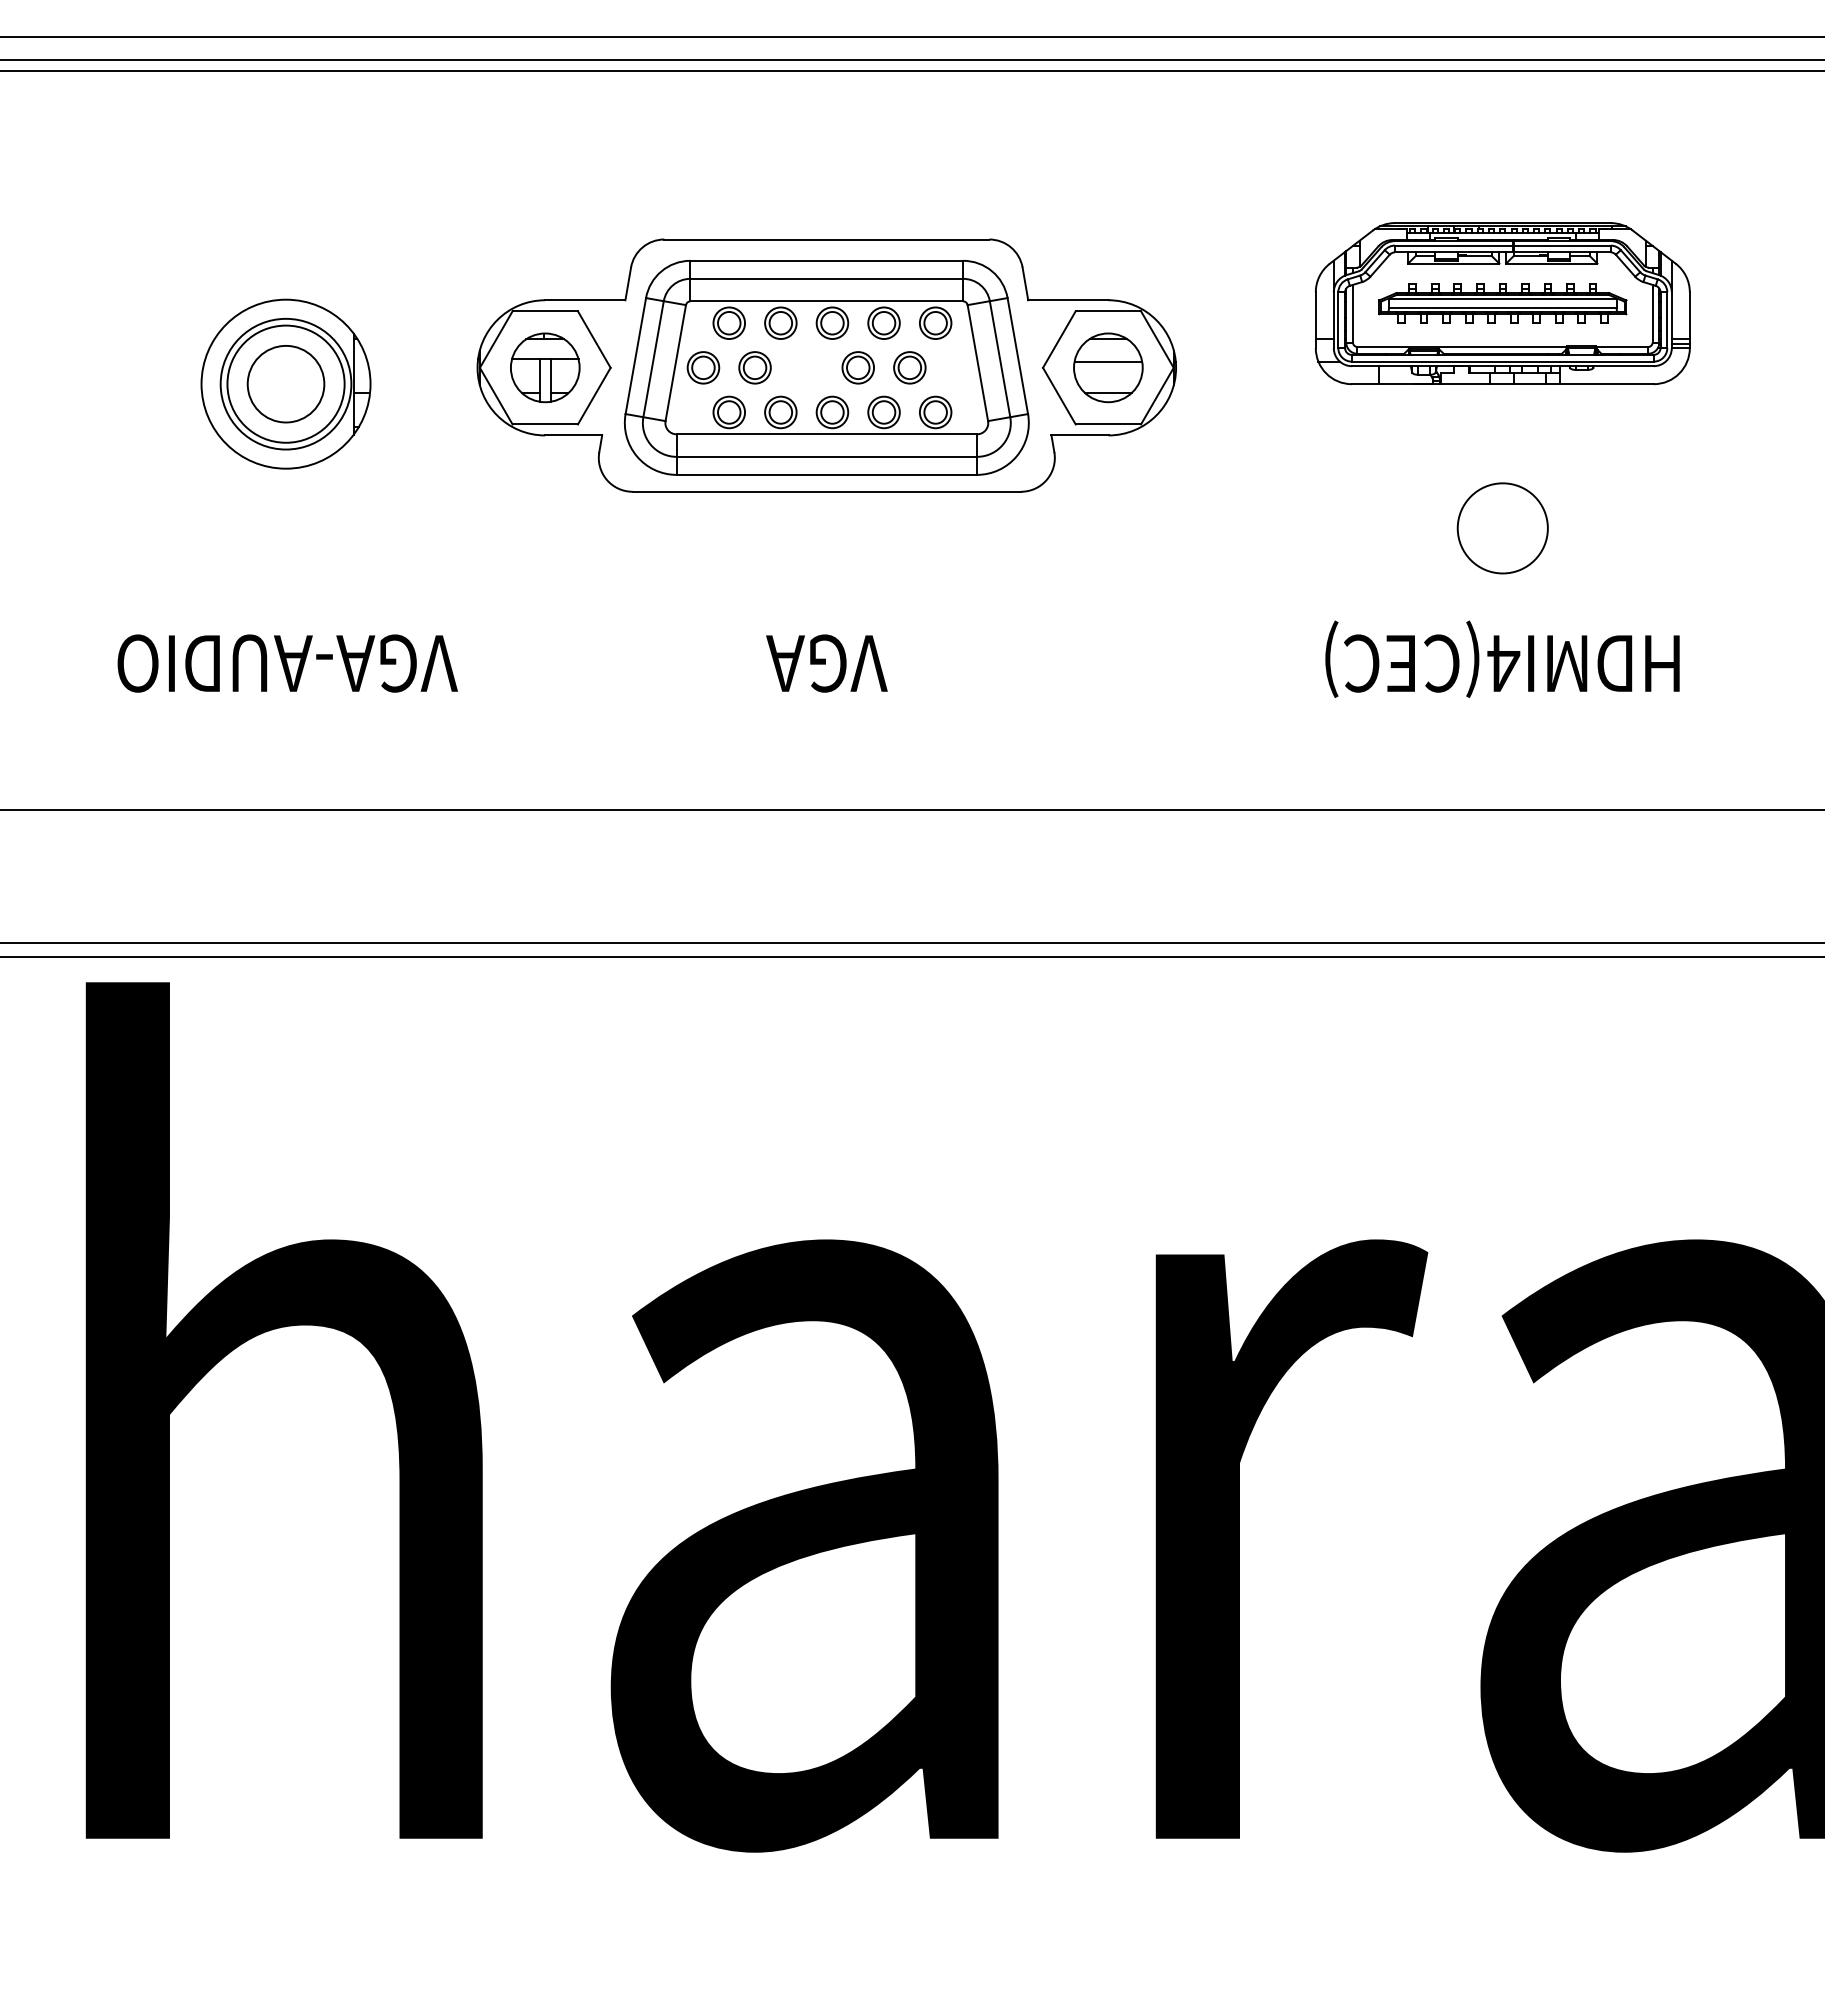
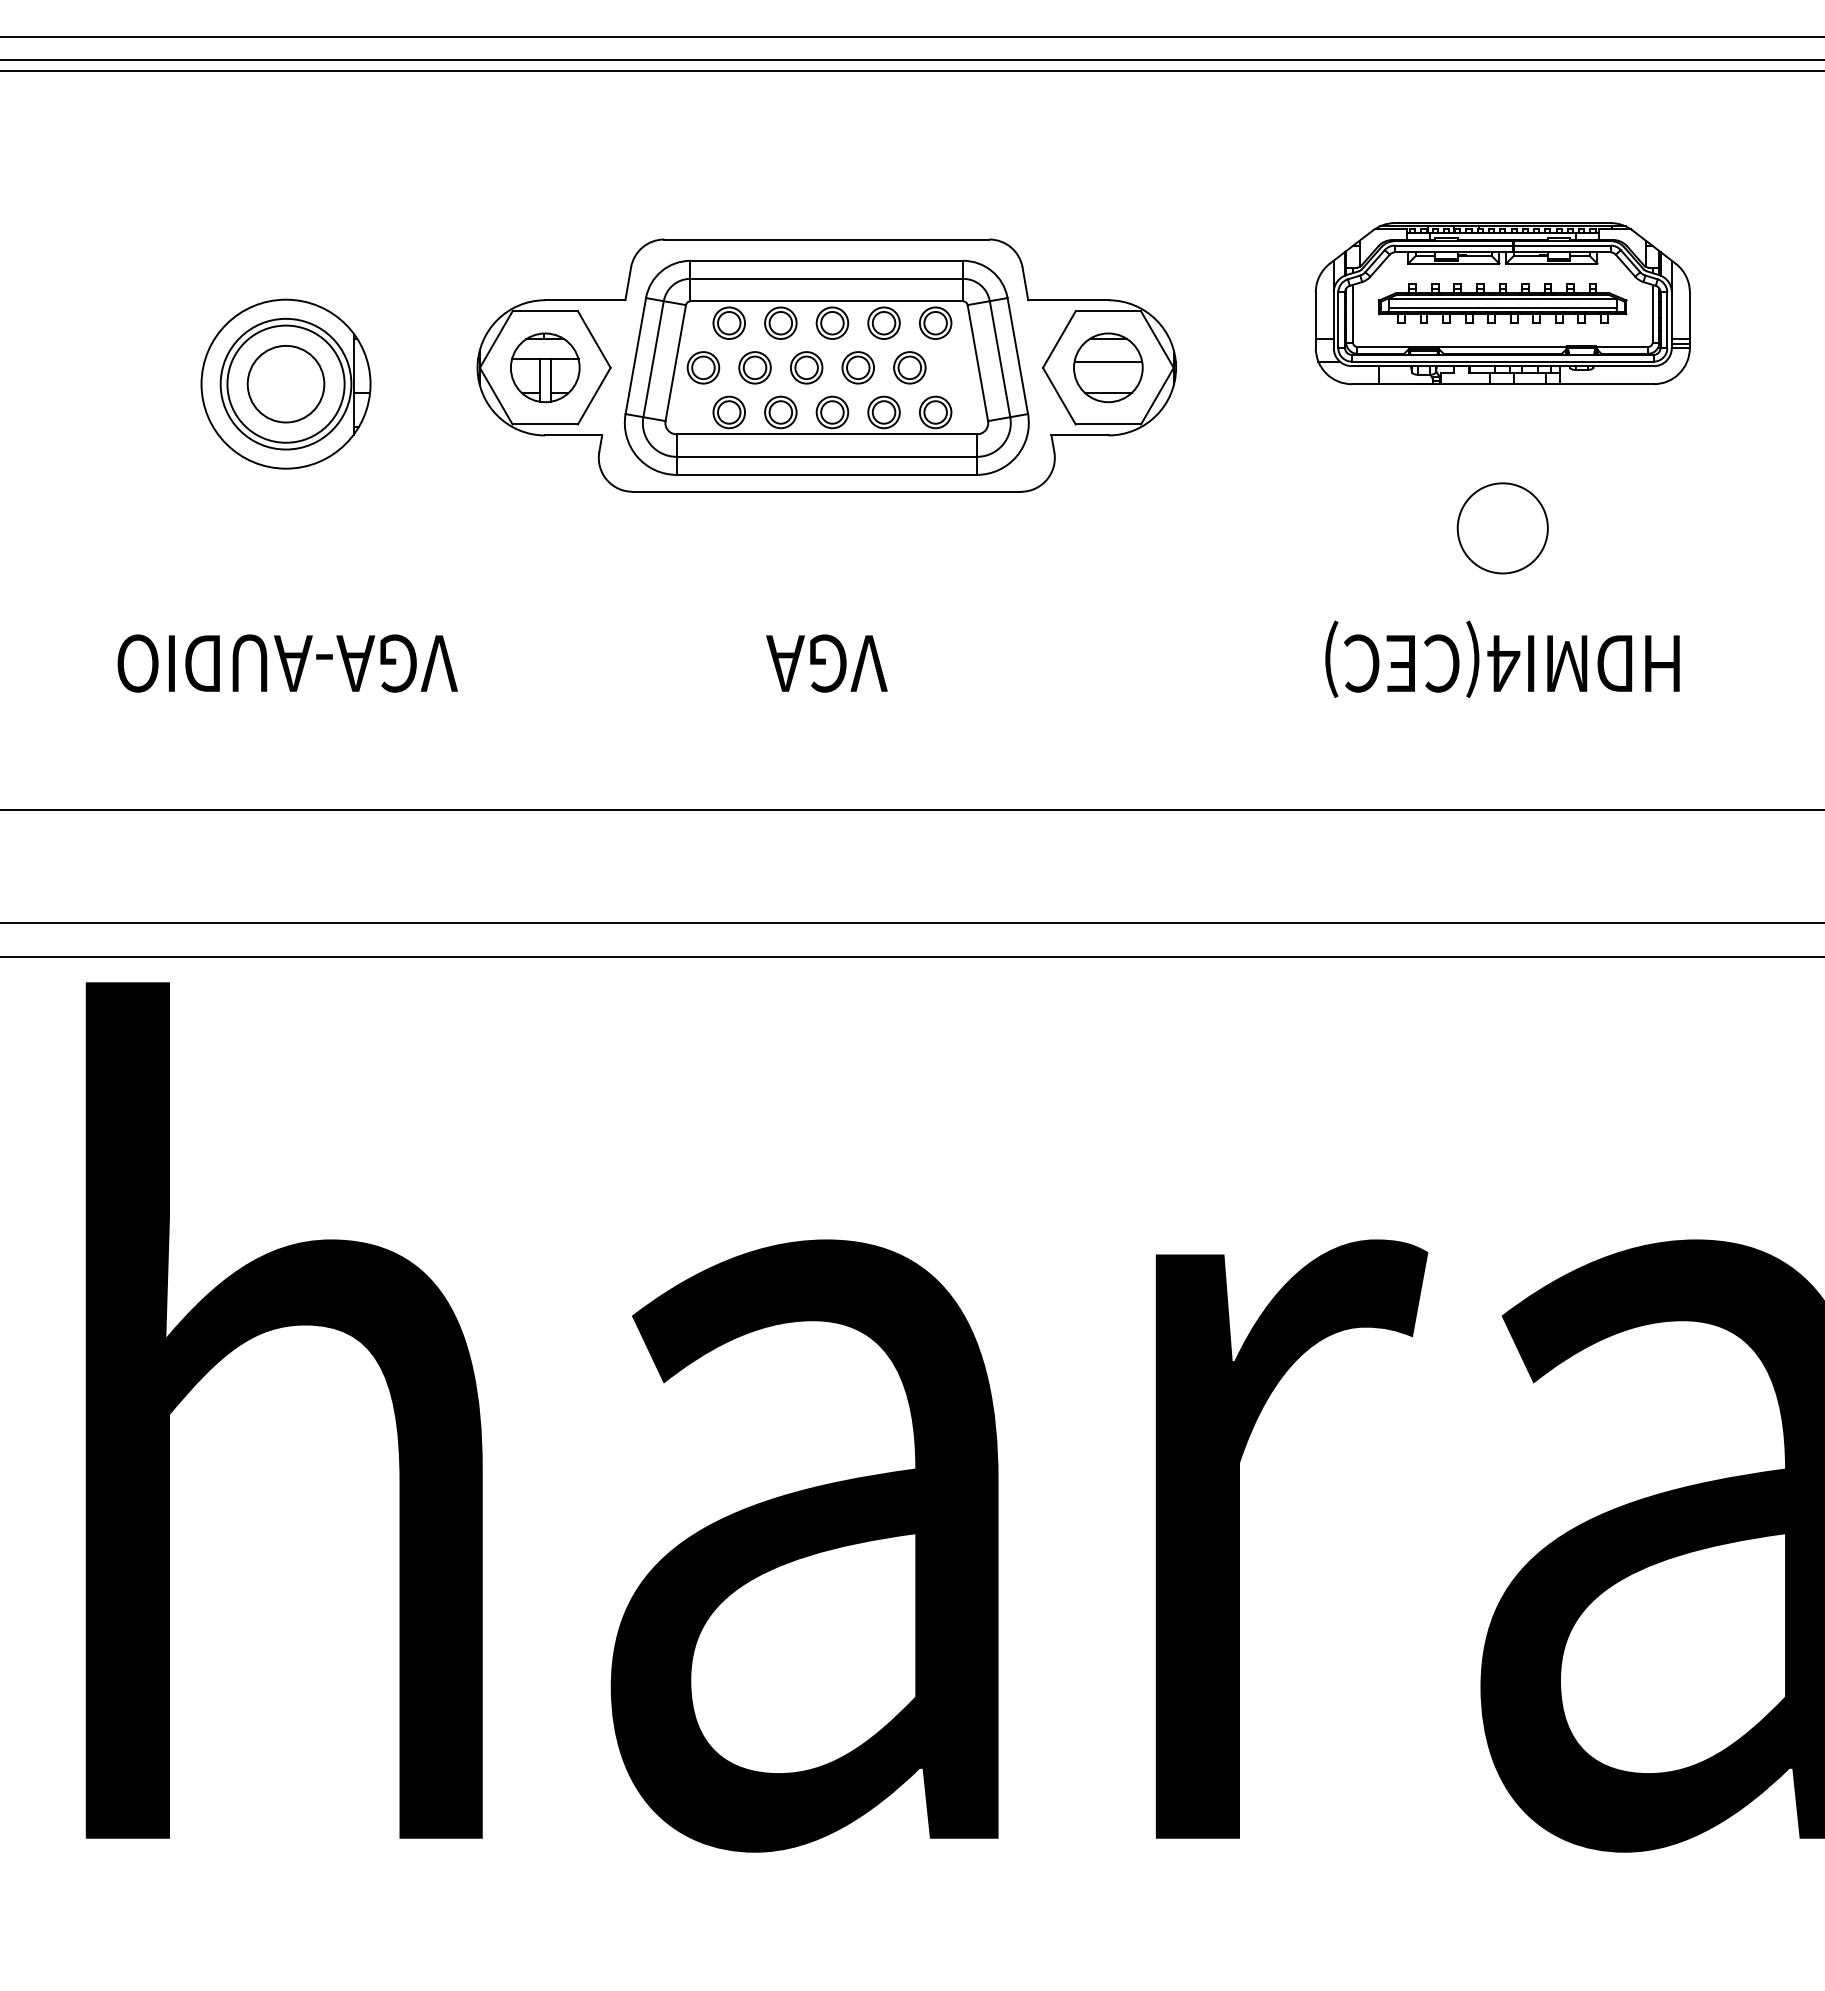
part: none -> present (806, 367)
line position: (911, 942) -> (911, 922) (911, 922)
